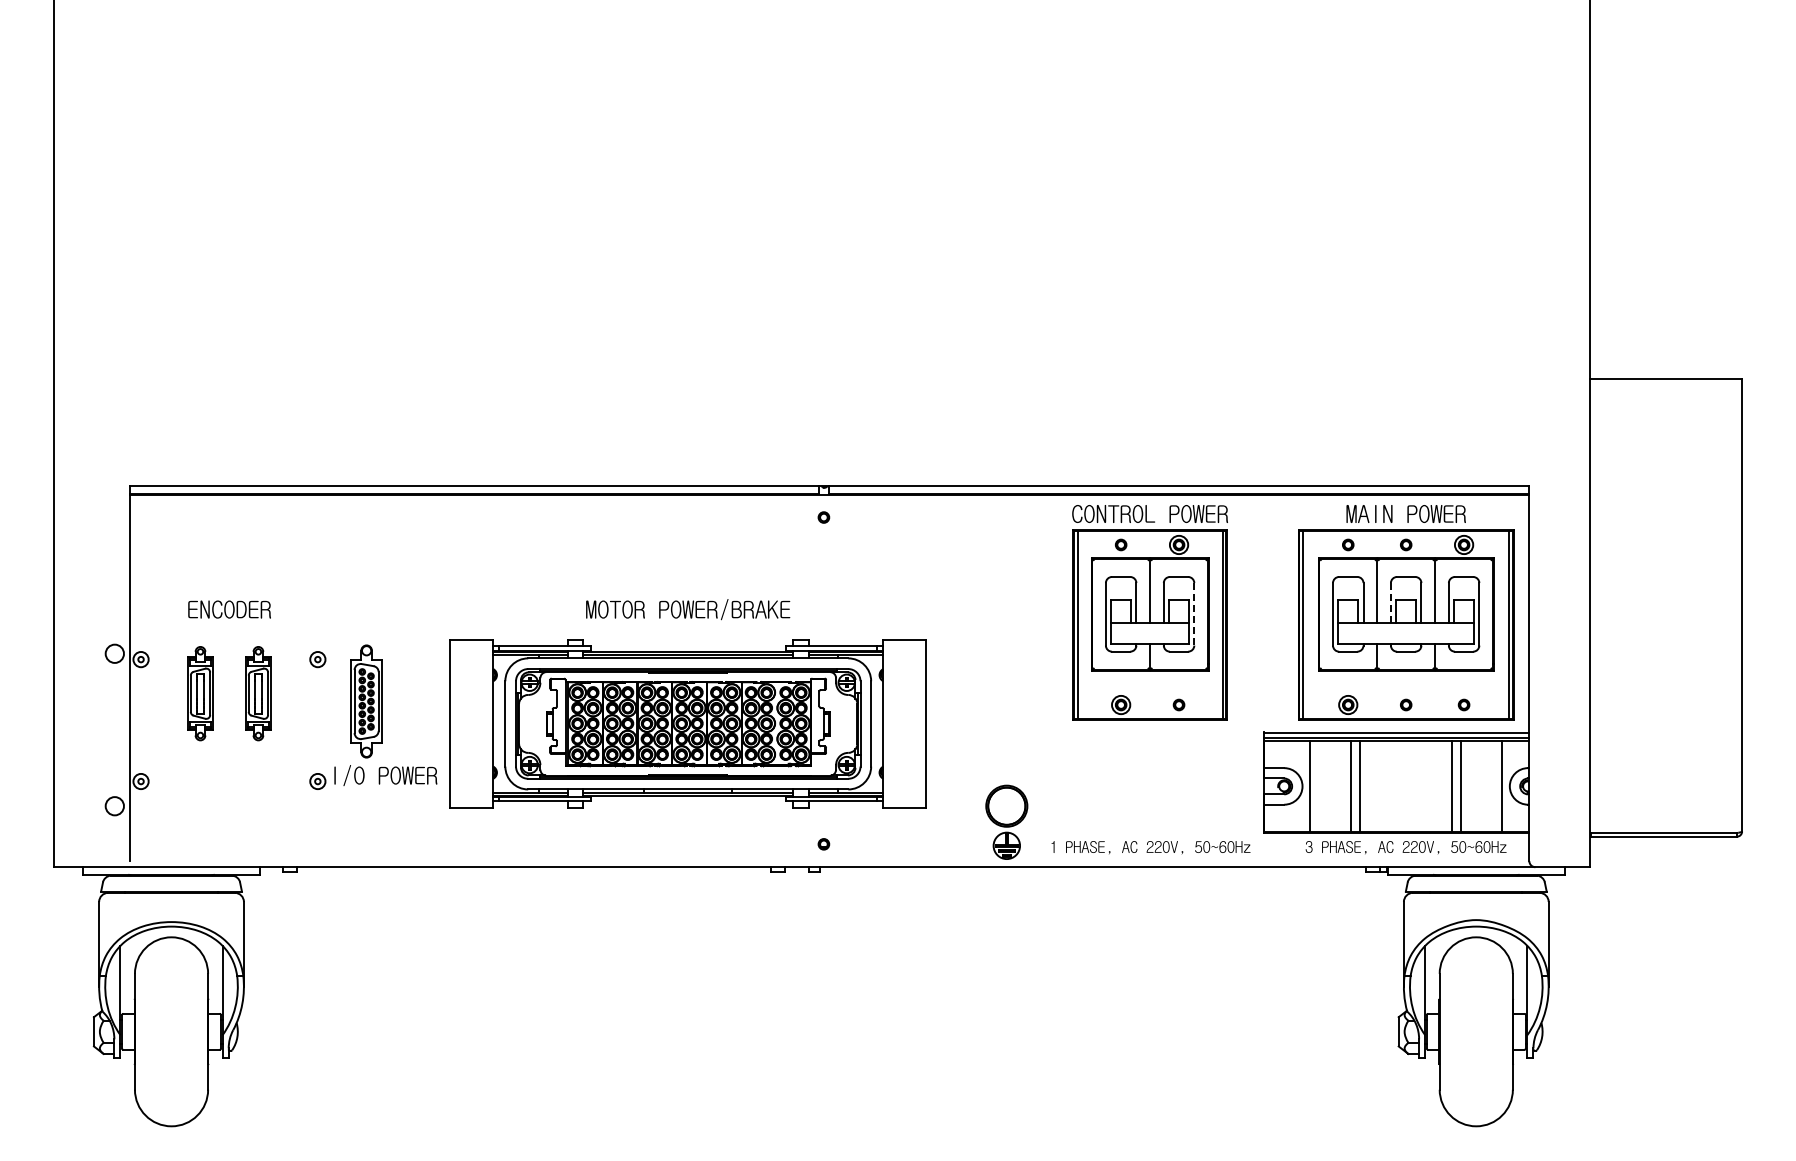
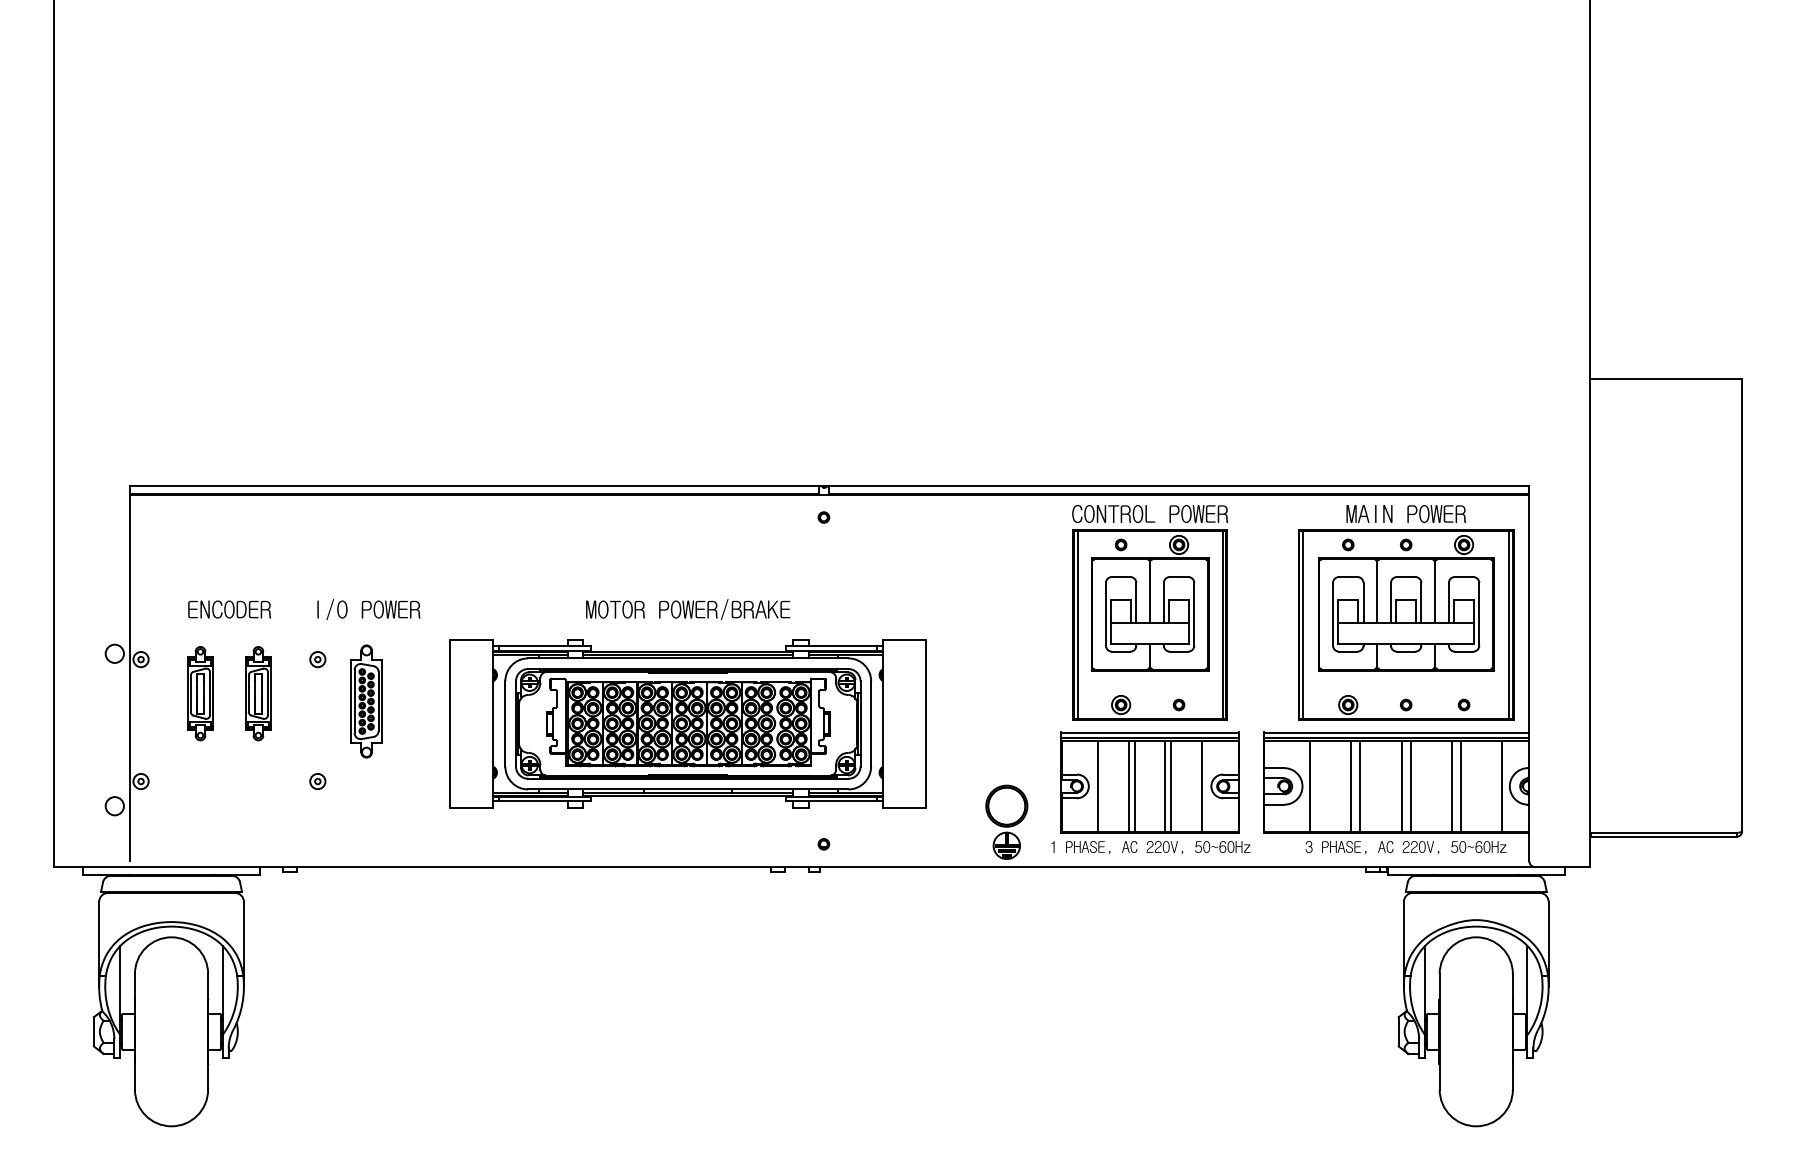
line: dashed -> solid (1390, 603)
line: dashed -> solid (1194, 614)
text position: (385, 775) -> (368, 609) (368, 609)
part: none -> present (1149, 782)
line: none -> present (1401, 786)
line: none -> present (1410, 786)
